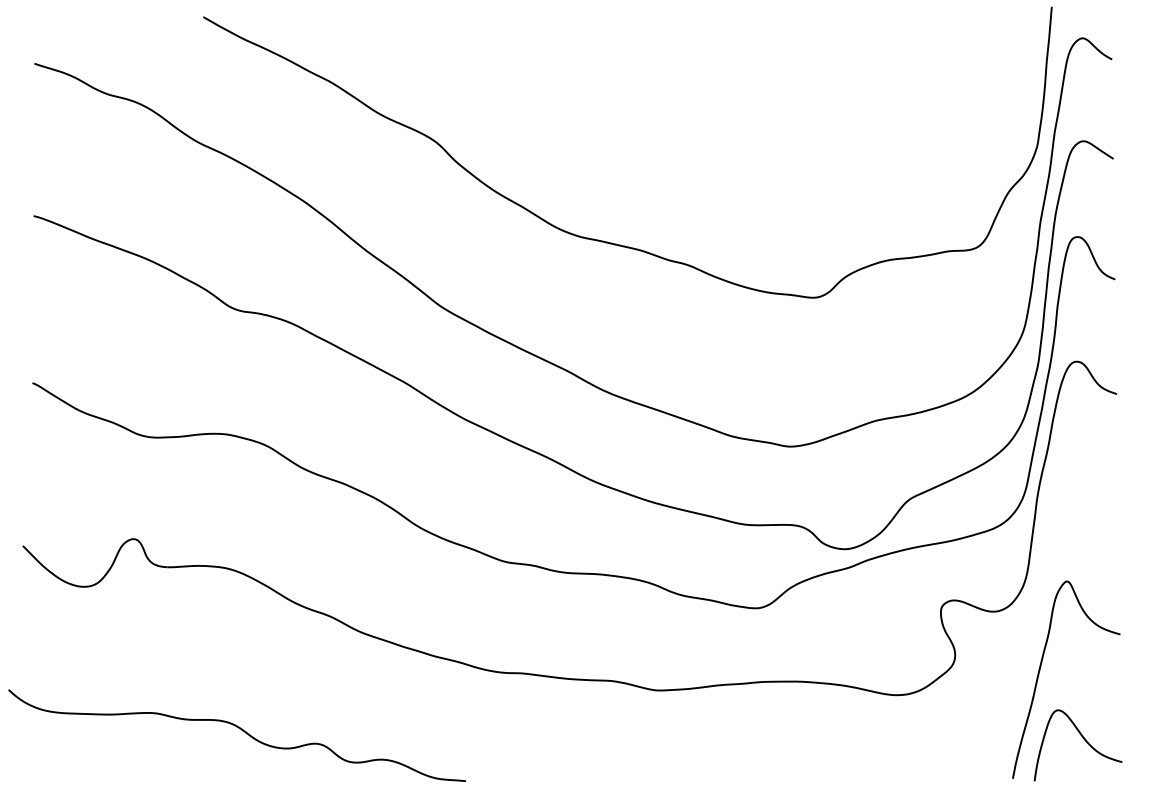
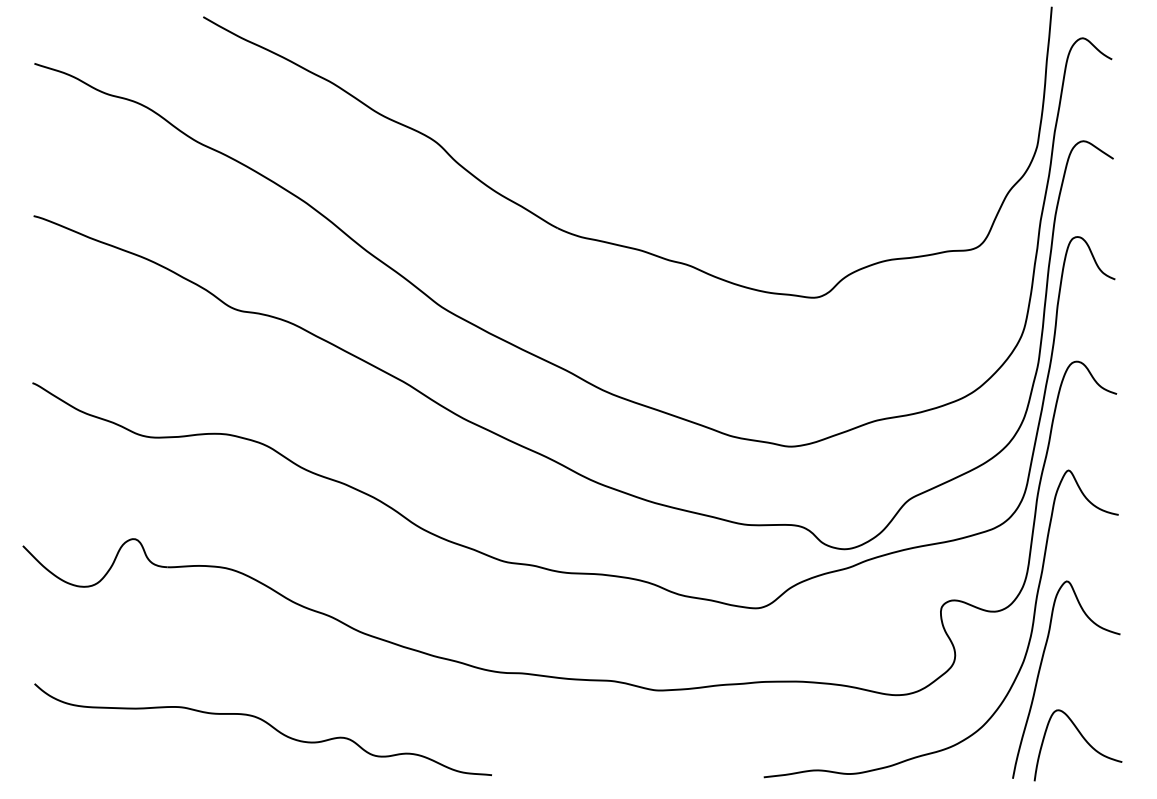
curve: none -> present (1025, 651)
curve position: (241, 730) -> (267, 724) (267, 724)
